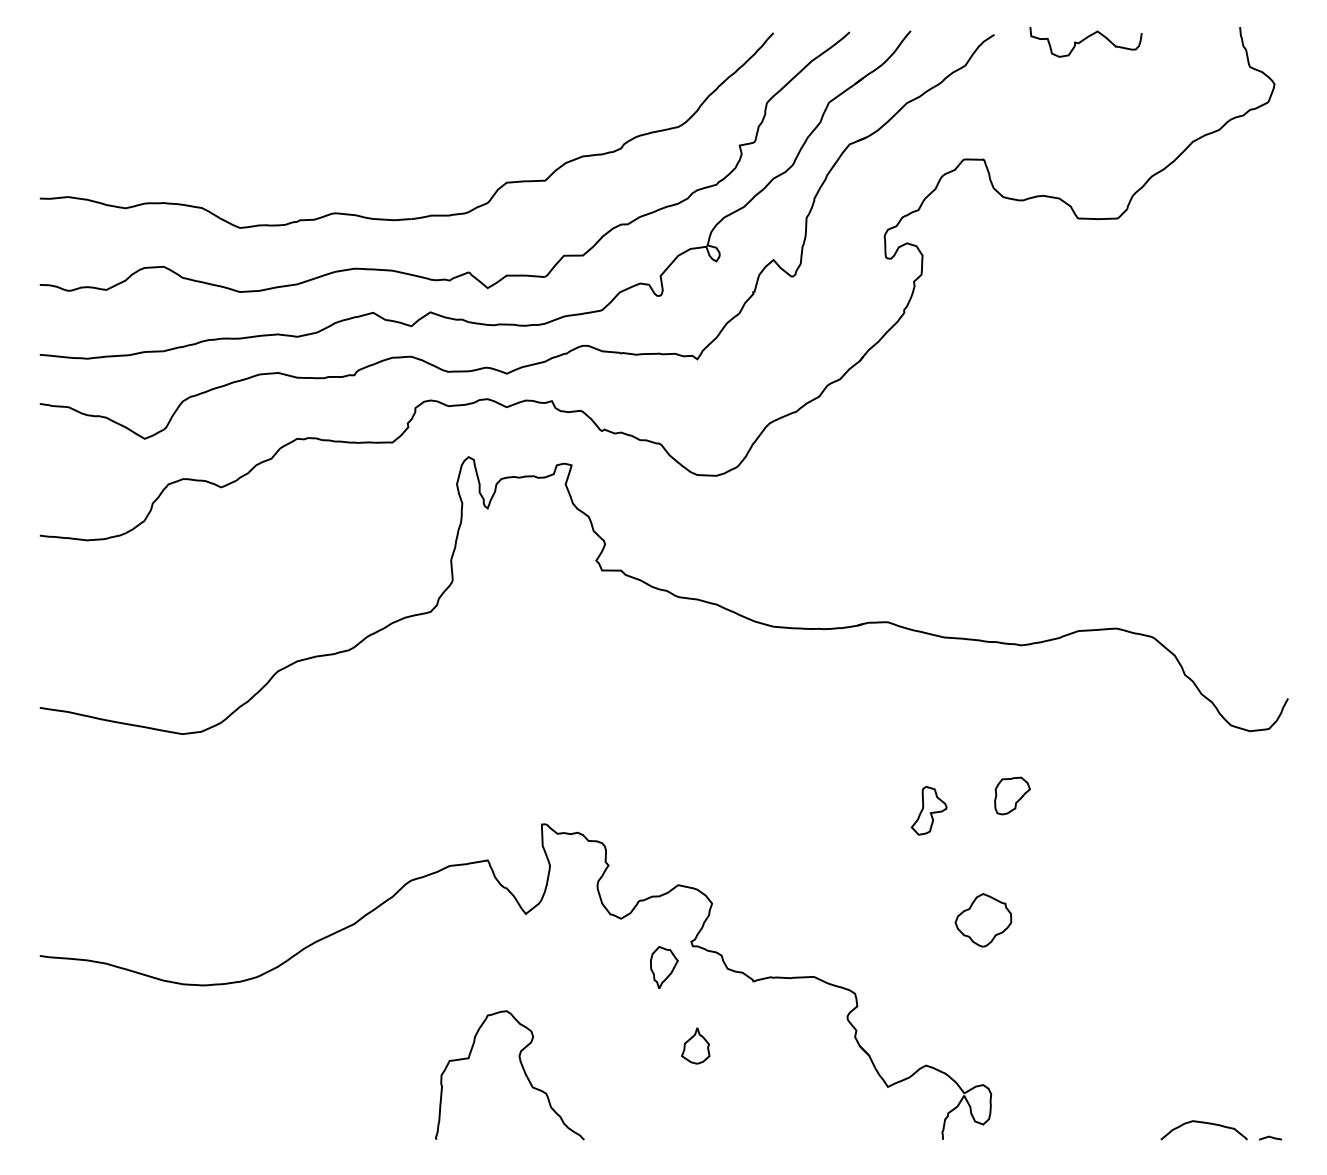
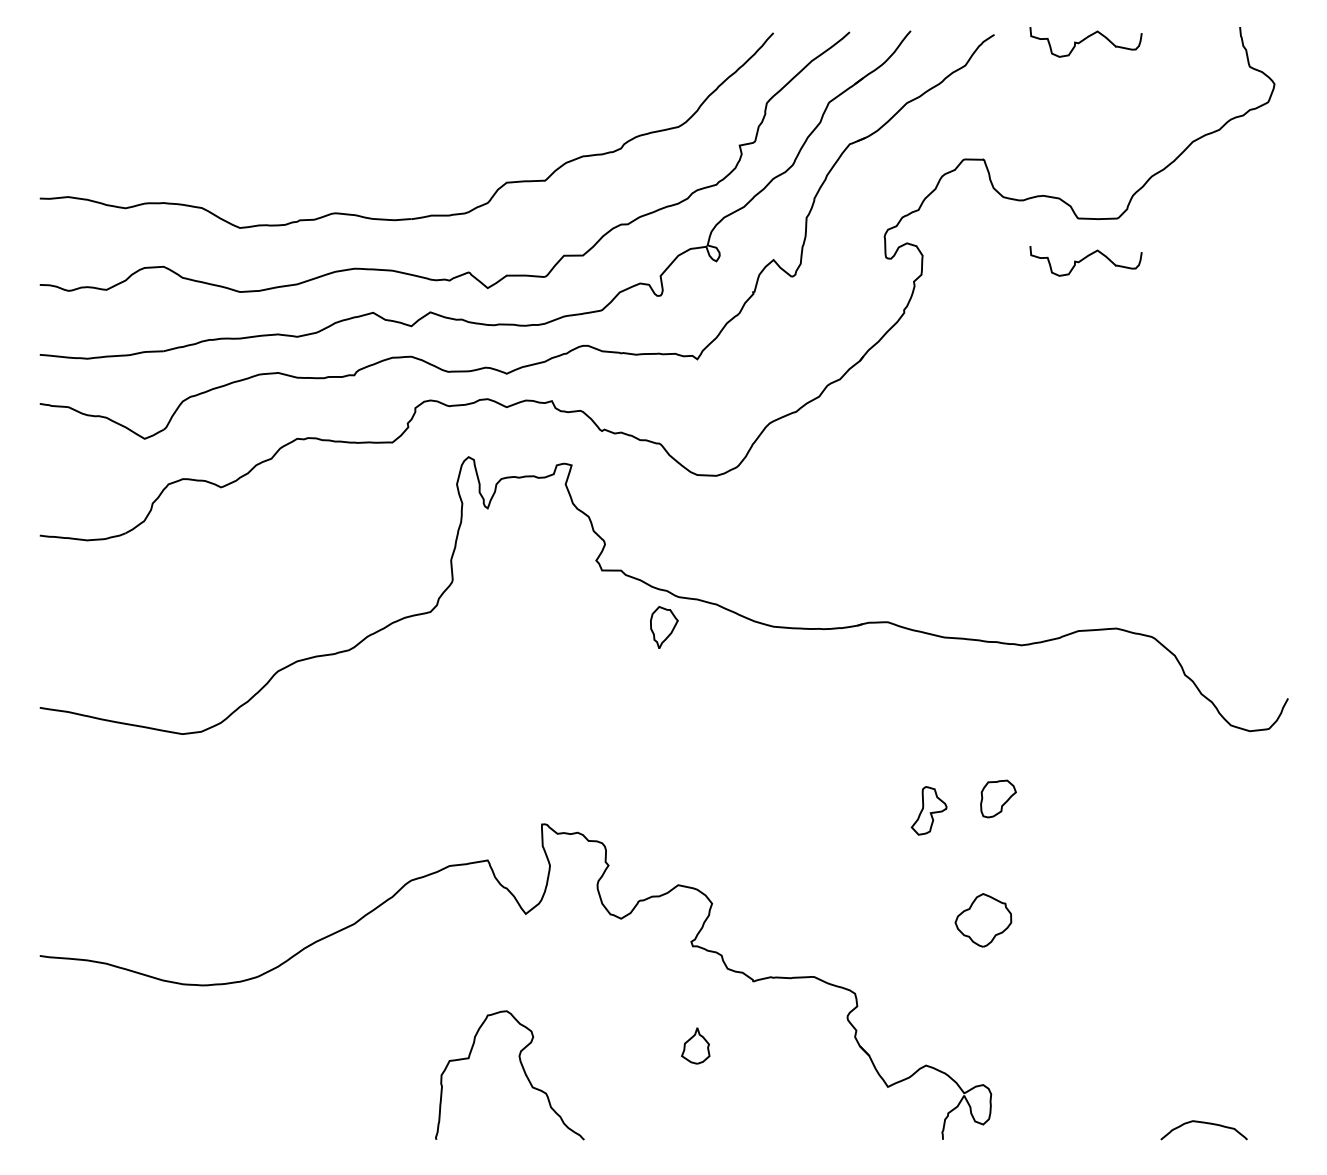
curve: none -> present (1084, 259)
part position: (1012, 795) -> (998, 798) (998, 798)
part position: (664, 967) -> (664, 627) (664, 627)
curve: present -> none (1270, 1137)
